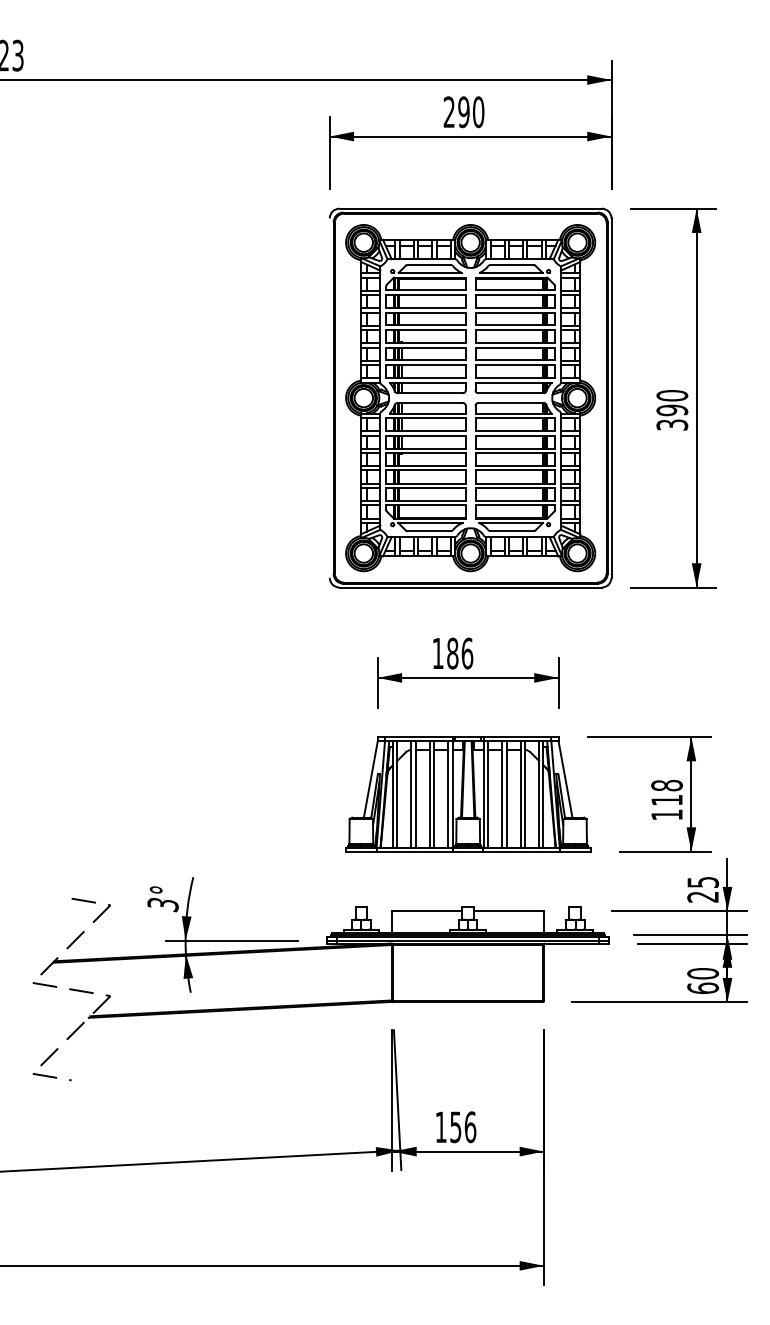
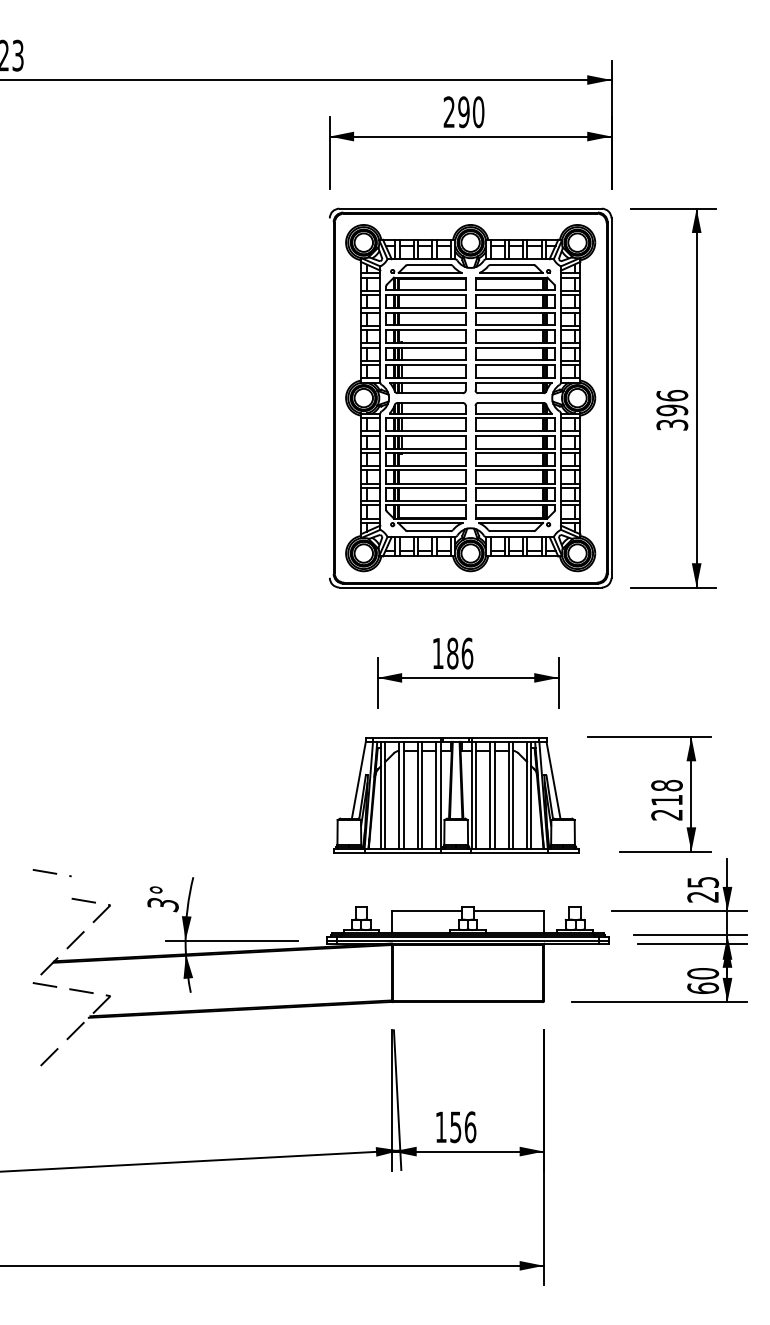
text: 390 -> 396 (672, 395)
part position: (468, 794) -> (456, 795) (456, 795)
text: 118 -> 218 (666, 814)
line position: (51, 1077) -> (51, 873) (51, 873)
